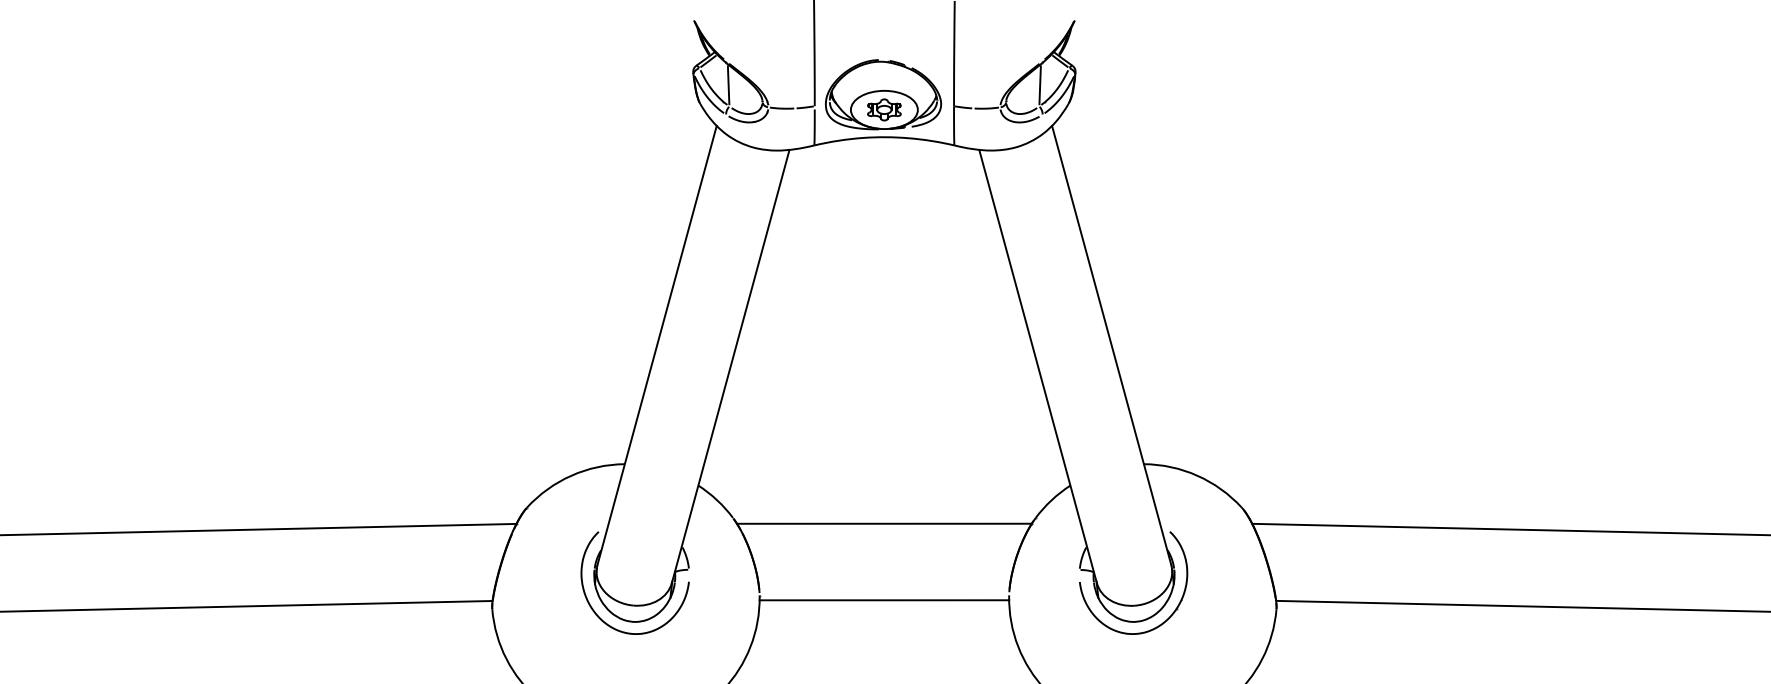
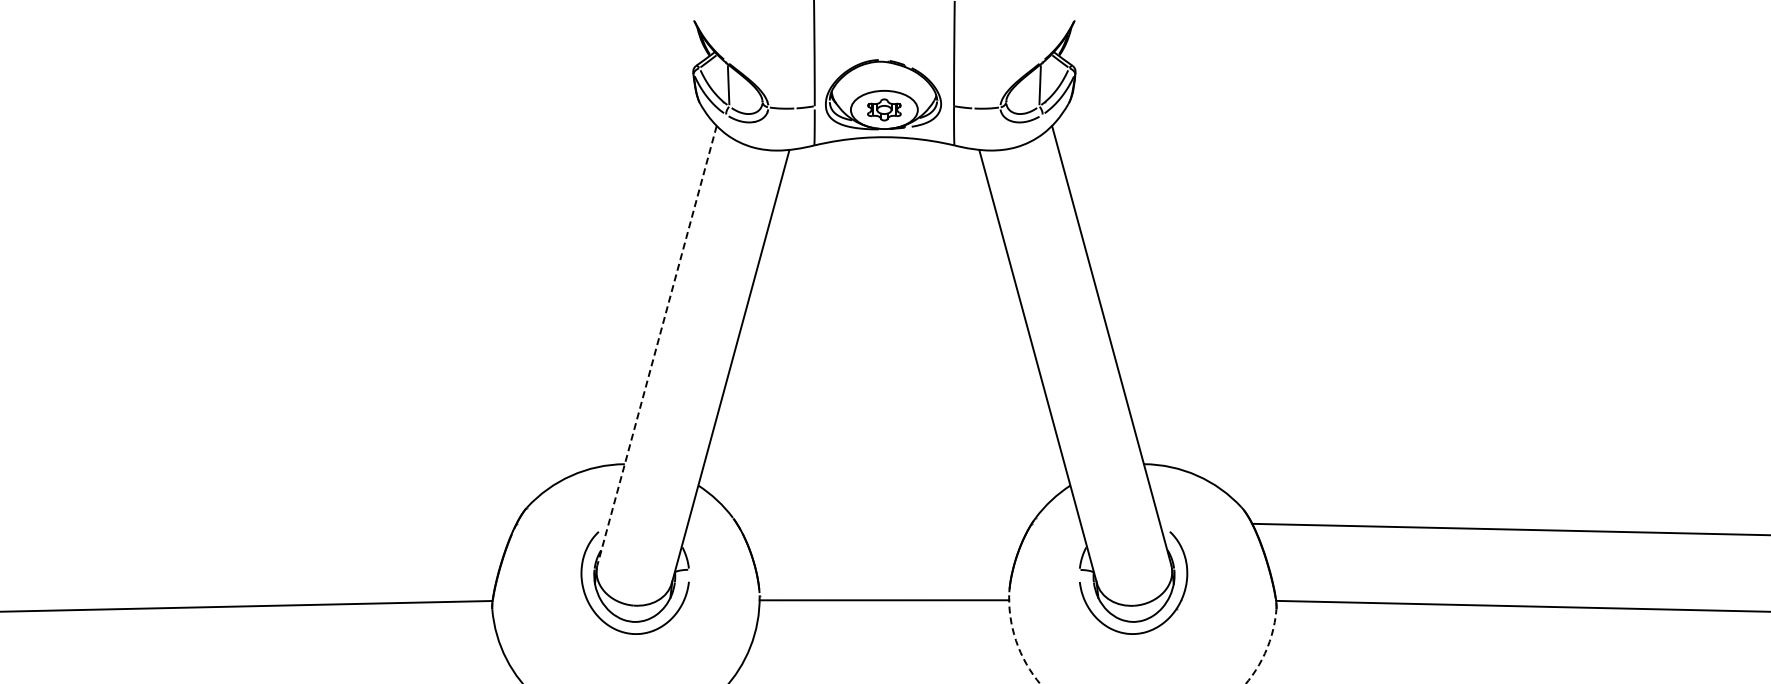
line: solid -> dashed (657, 345)
line: present -> none (884, 523)
line: present -> none (259, 529)
arc: solid -> dashed (1035, 678)
